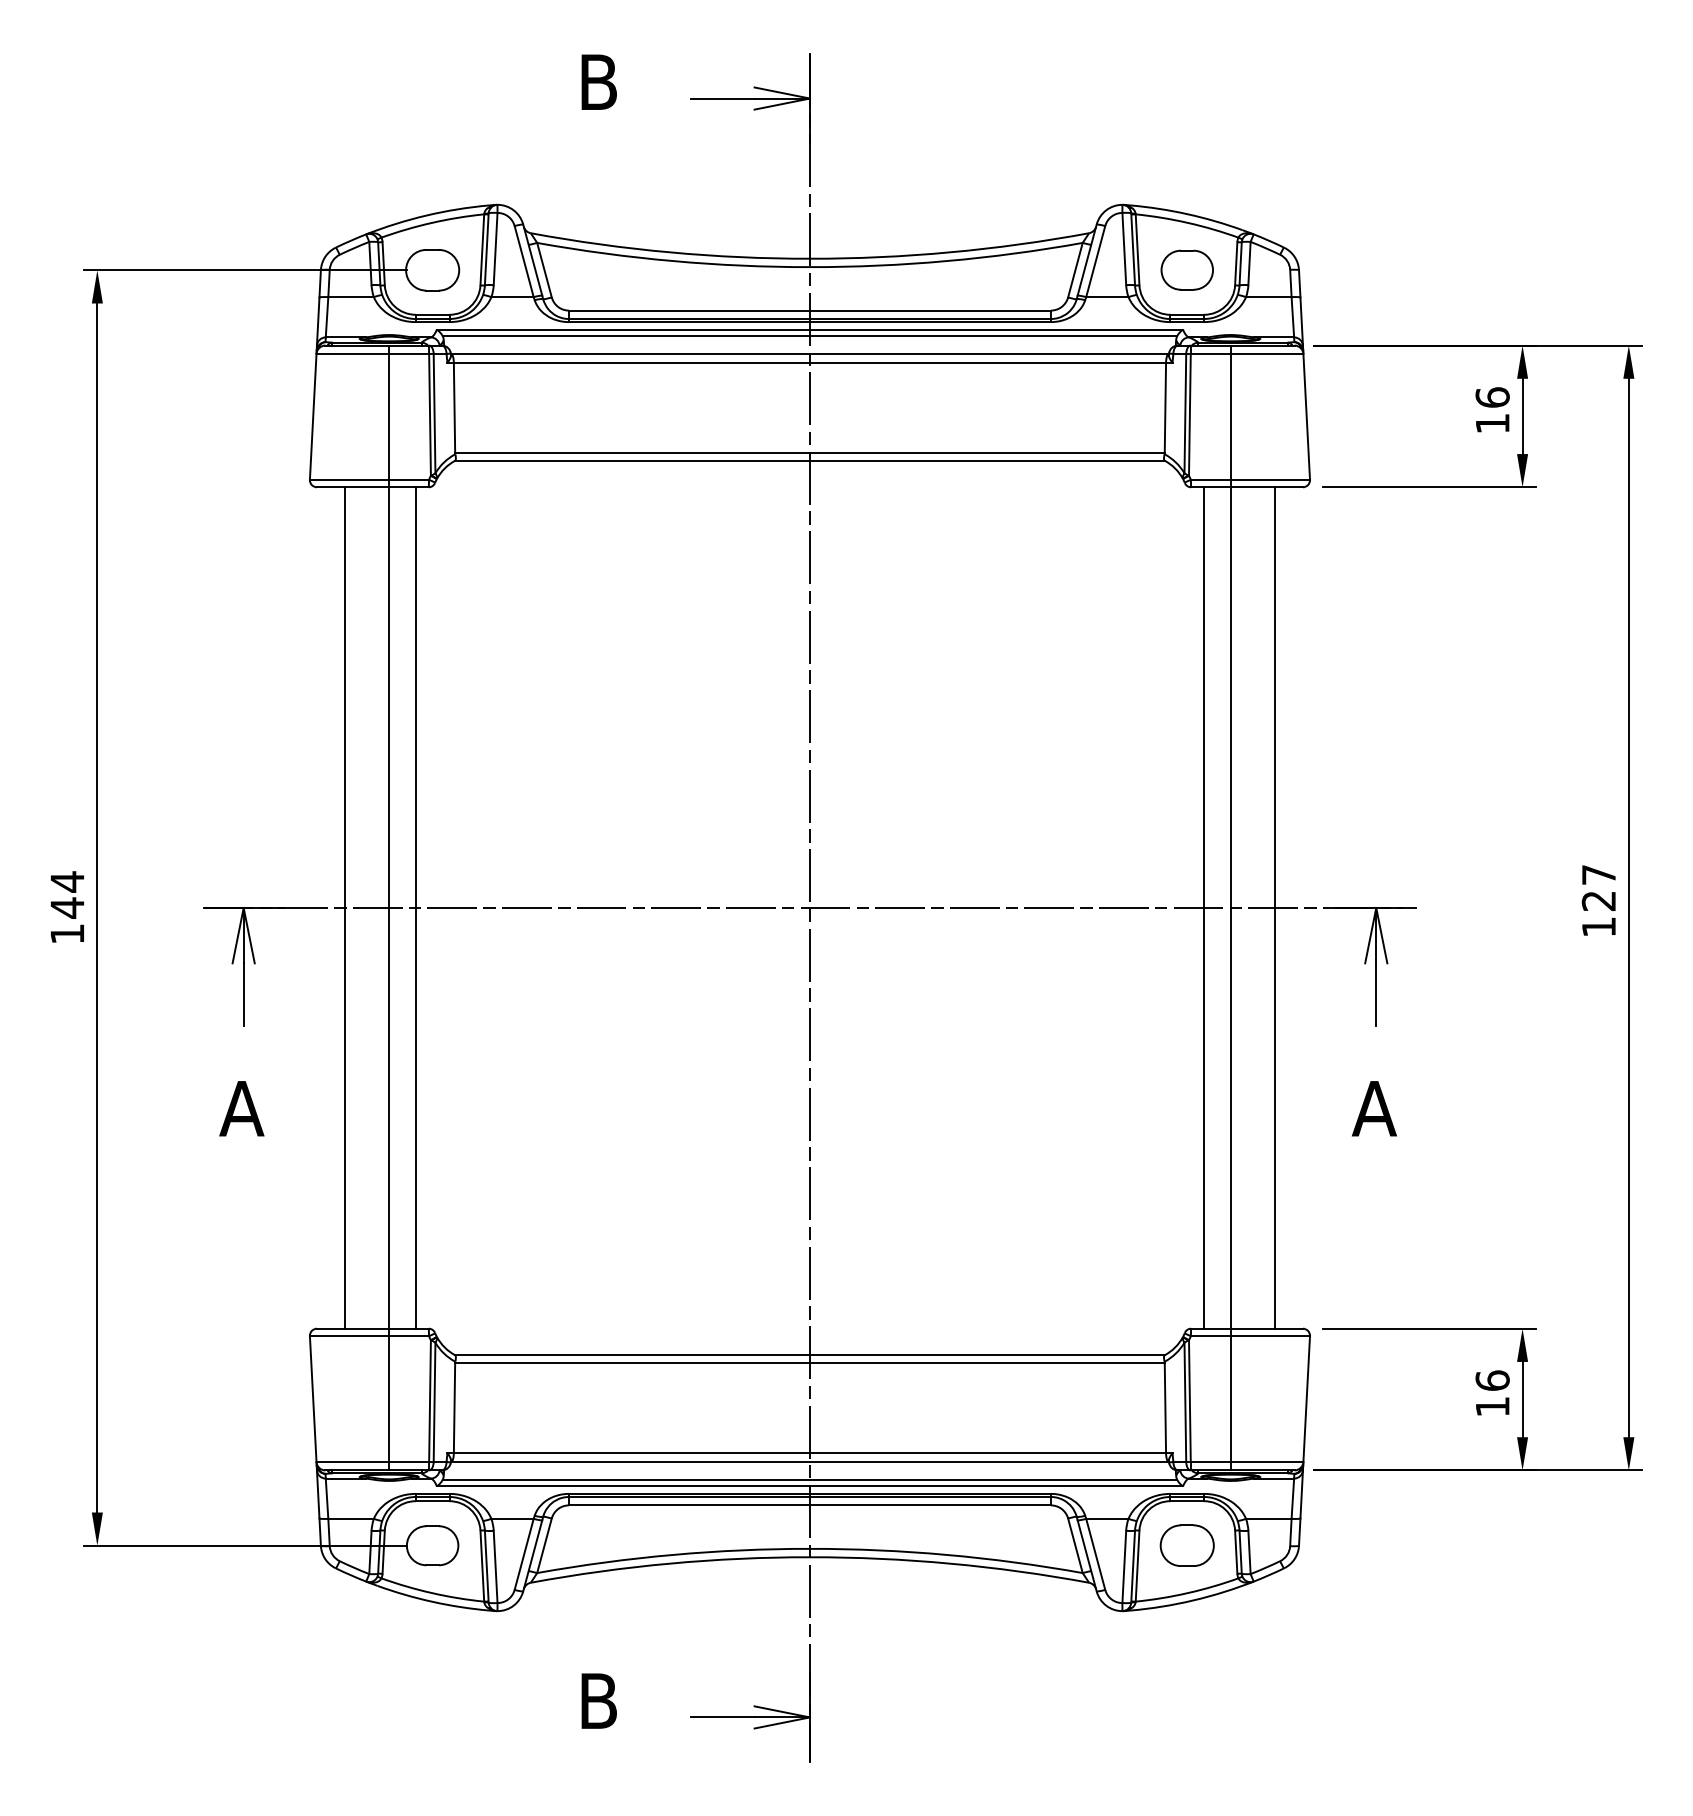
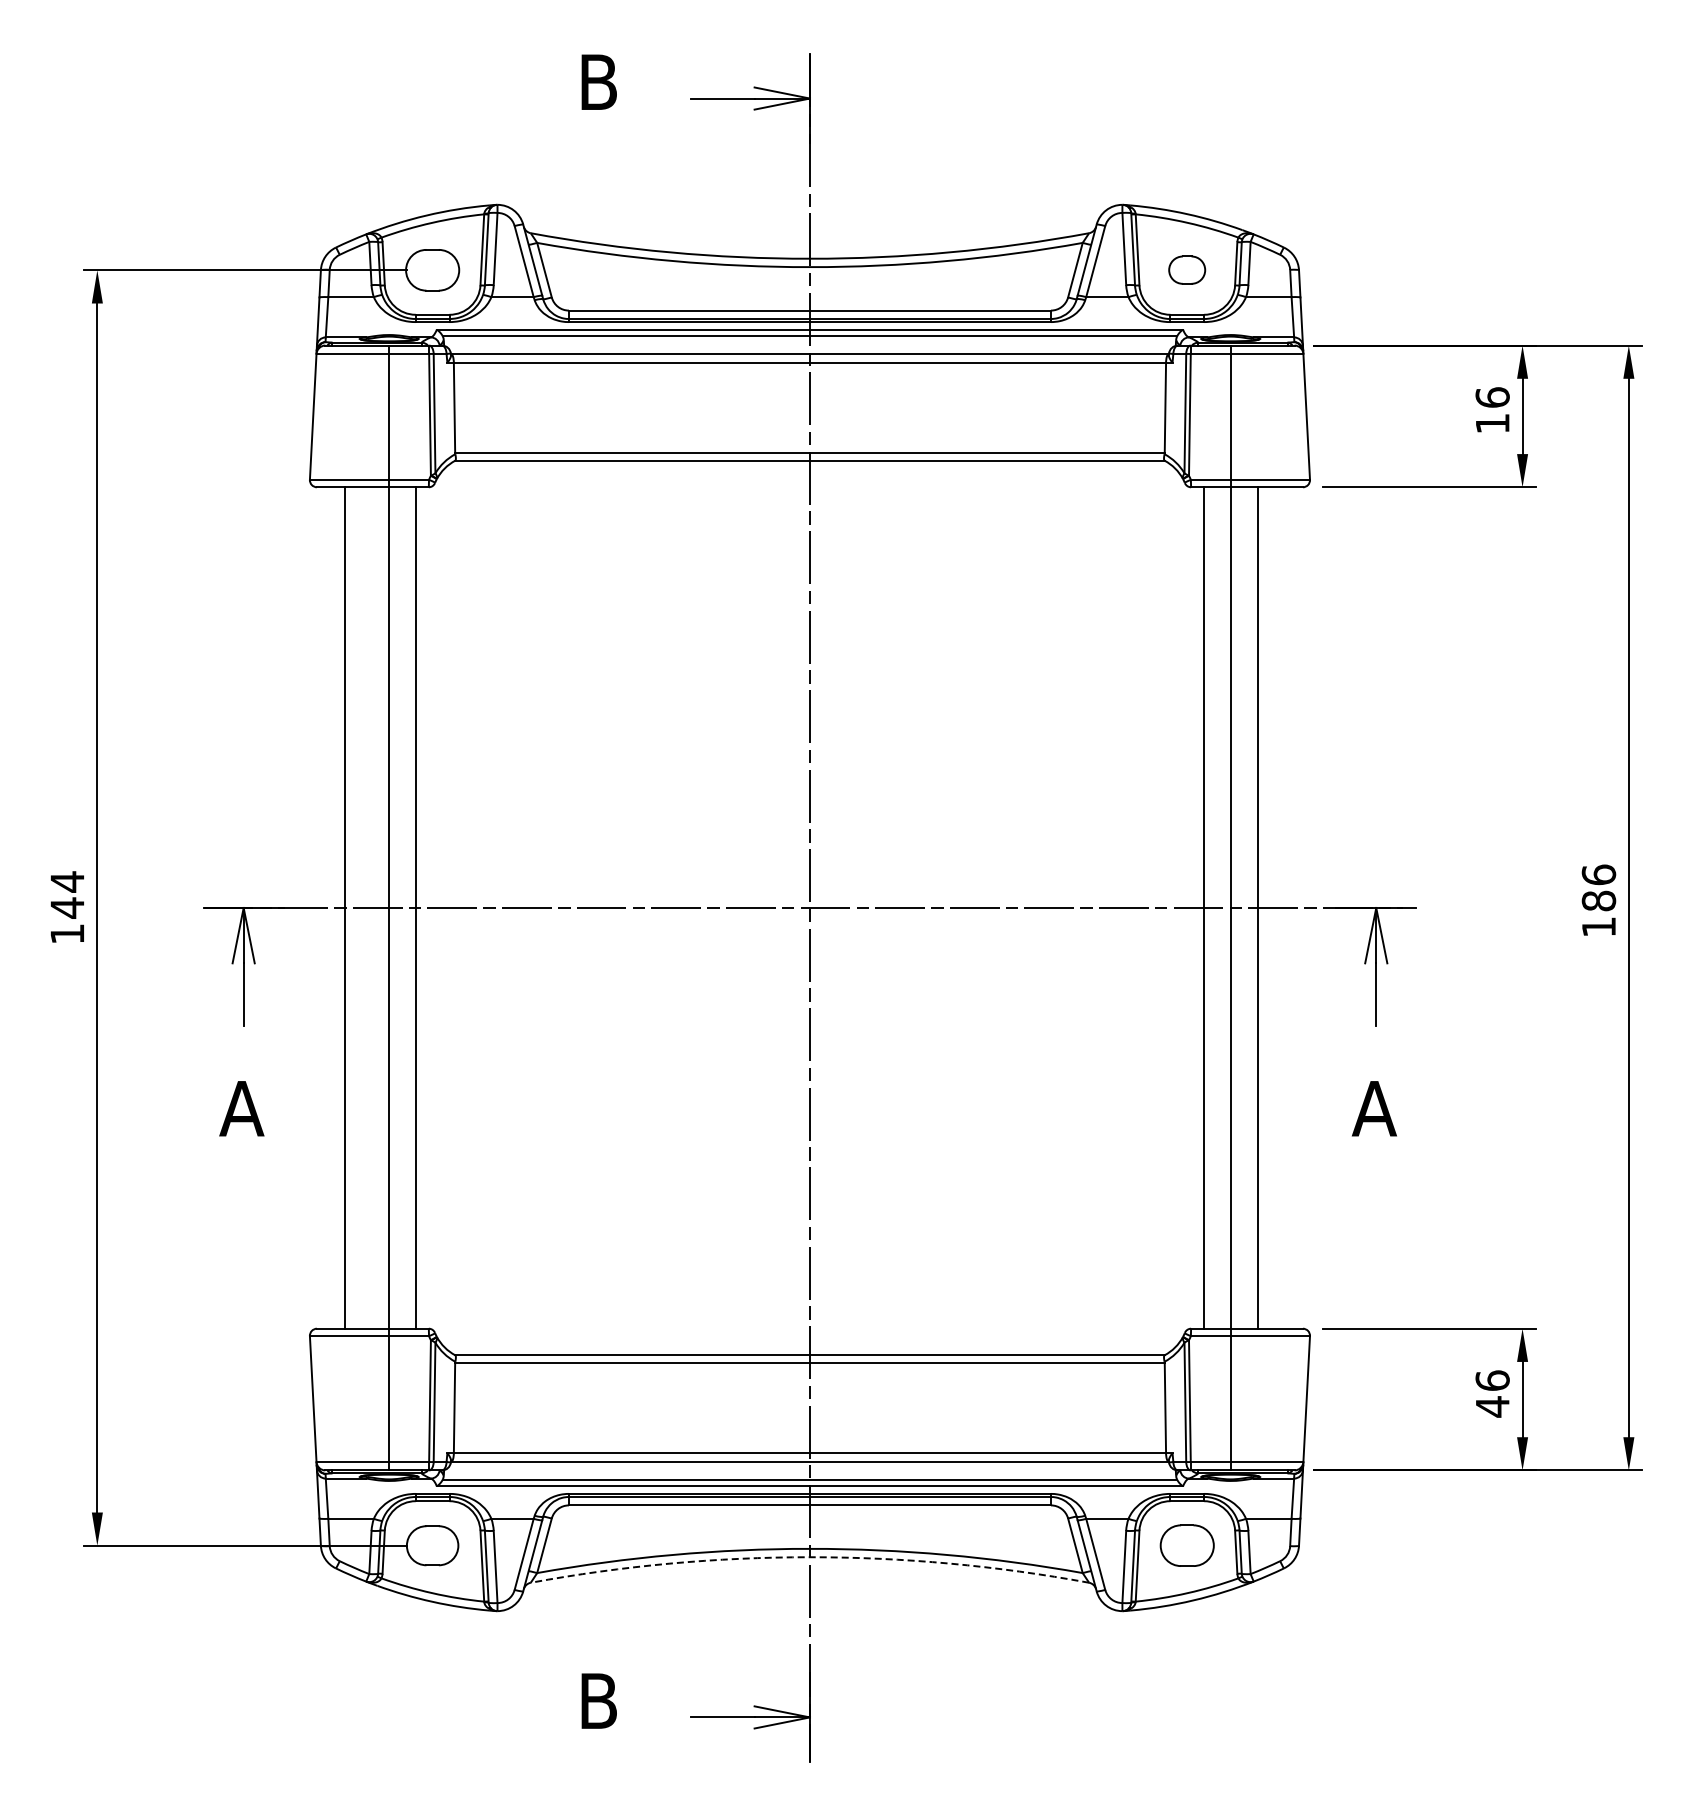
part size: 54x42 px -> 39x30 px (1187, 269)
text: 127 -> 186 (1598, 887)
line position: (1274, 907) -> (1257, 907) (1257, 907)
text: 16 -> 46 (1492, 1406)
arc: solid -> dashed (809, 1557)
